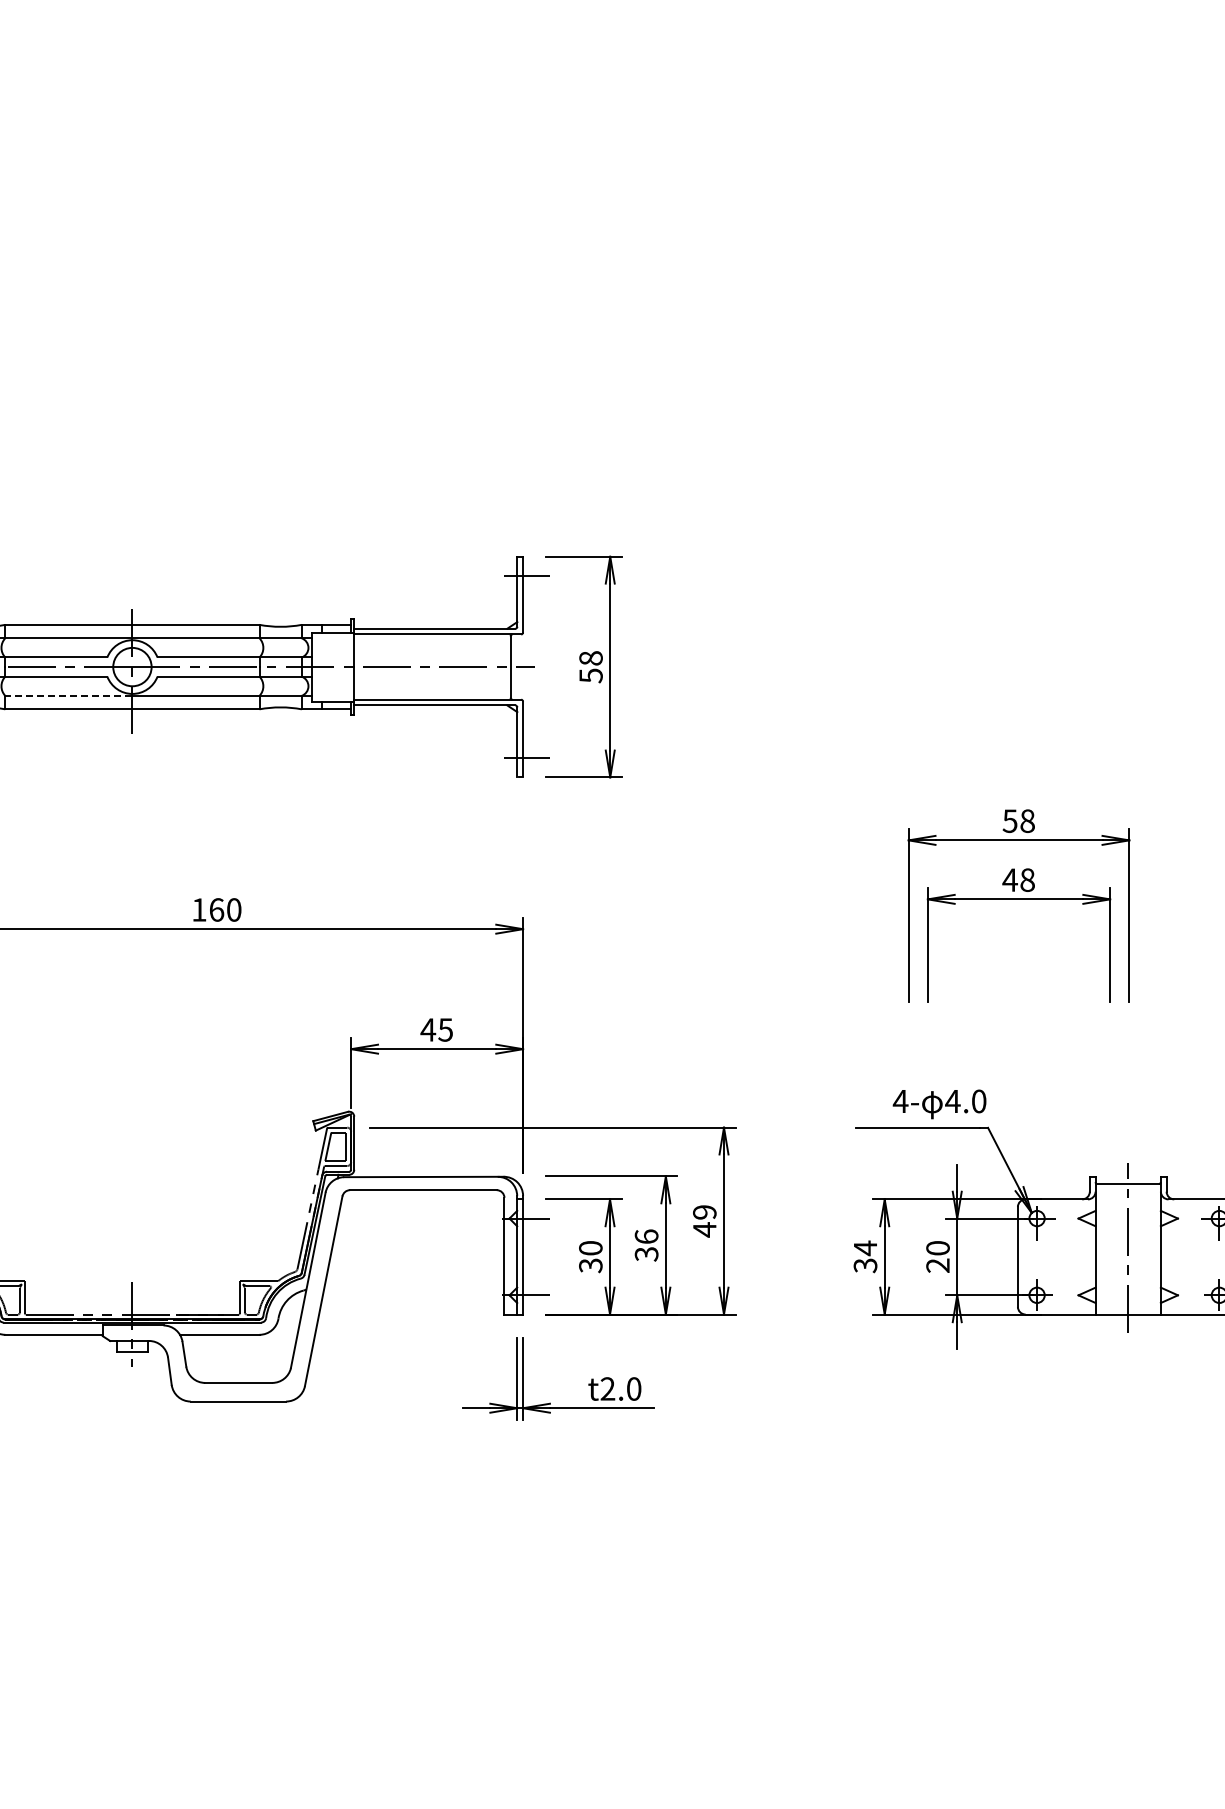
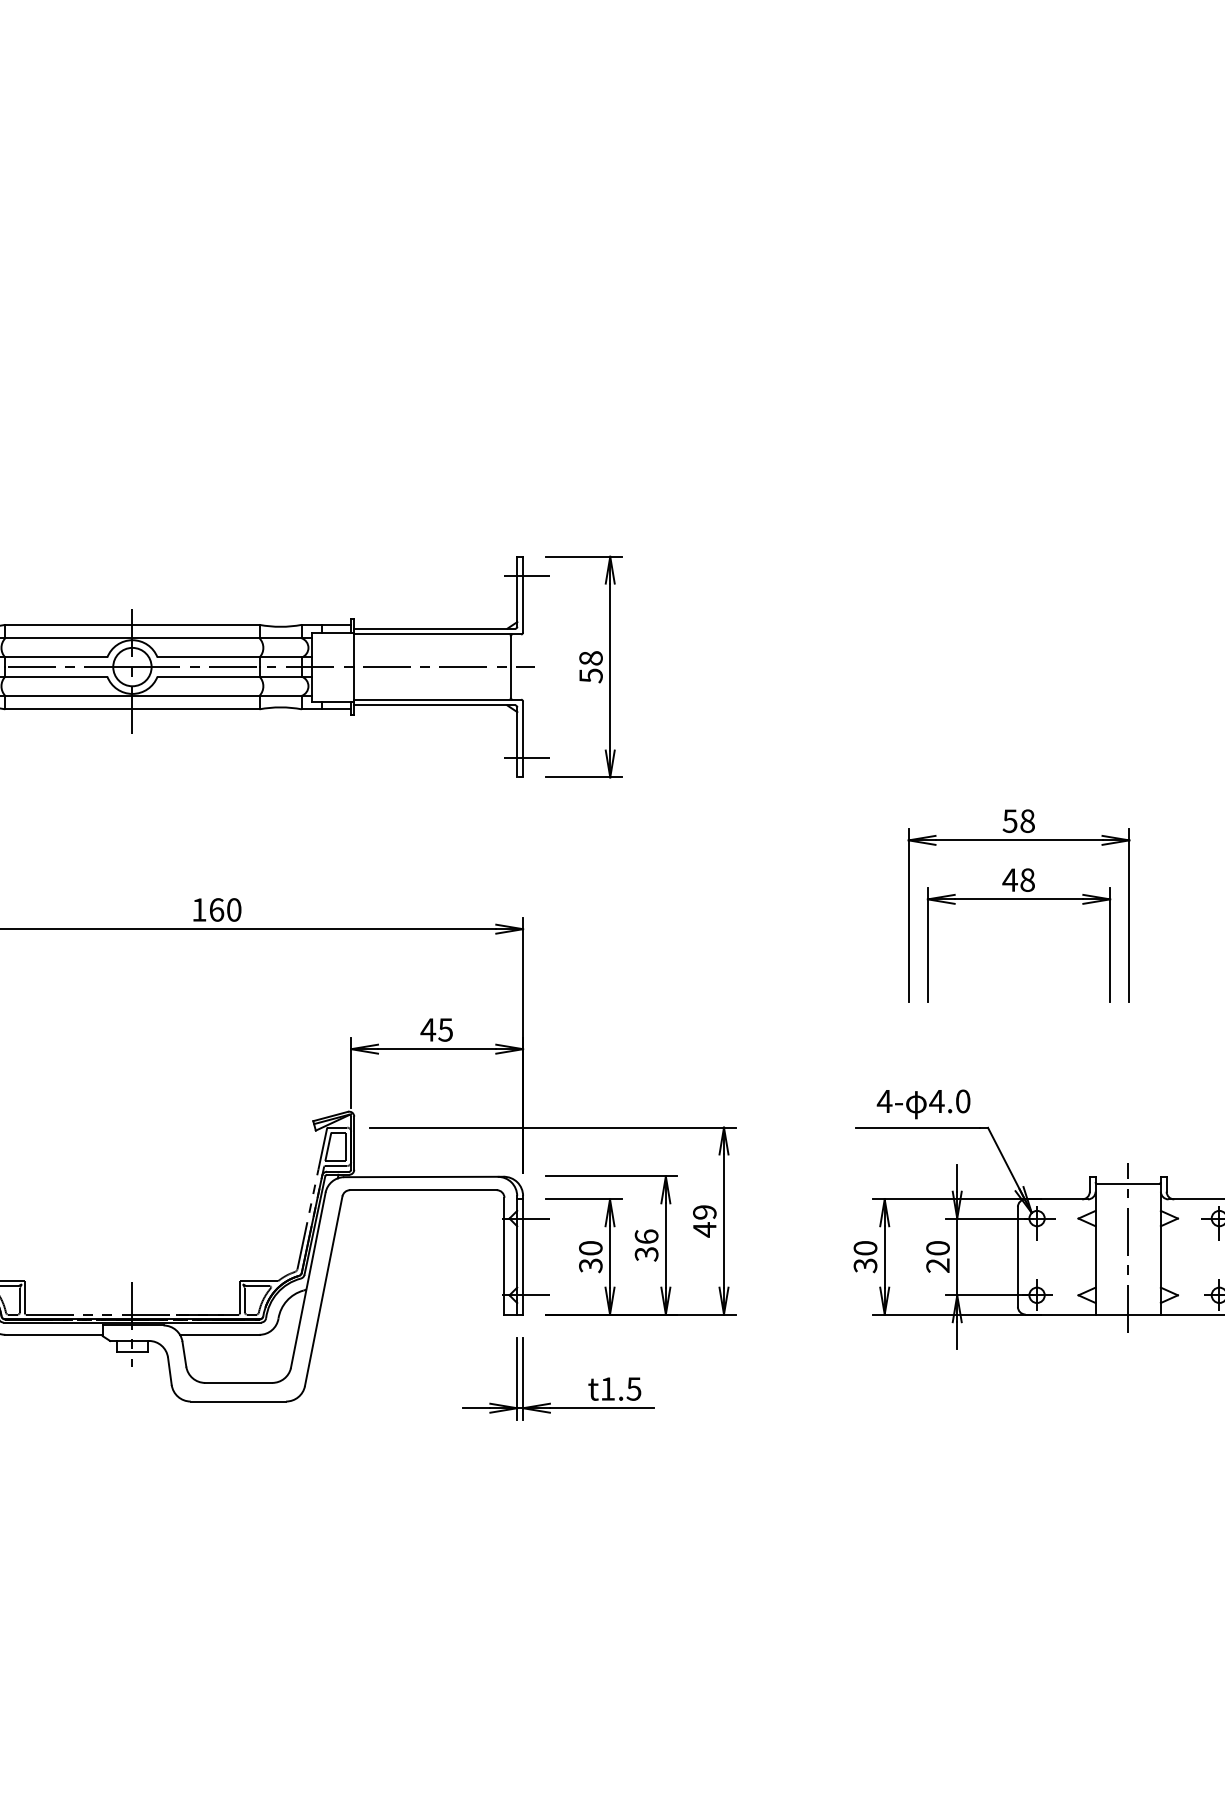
line: dashed -> solid (66, 695)
text position: (939, 1104) -> (923, 1104) (923, 1104)
text: 34 -> 30 (865, 1248)
text: t2.0 -> t1.5 (620, 1388)
